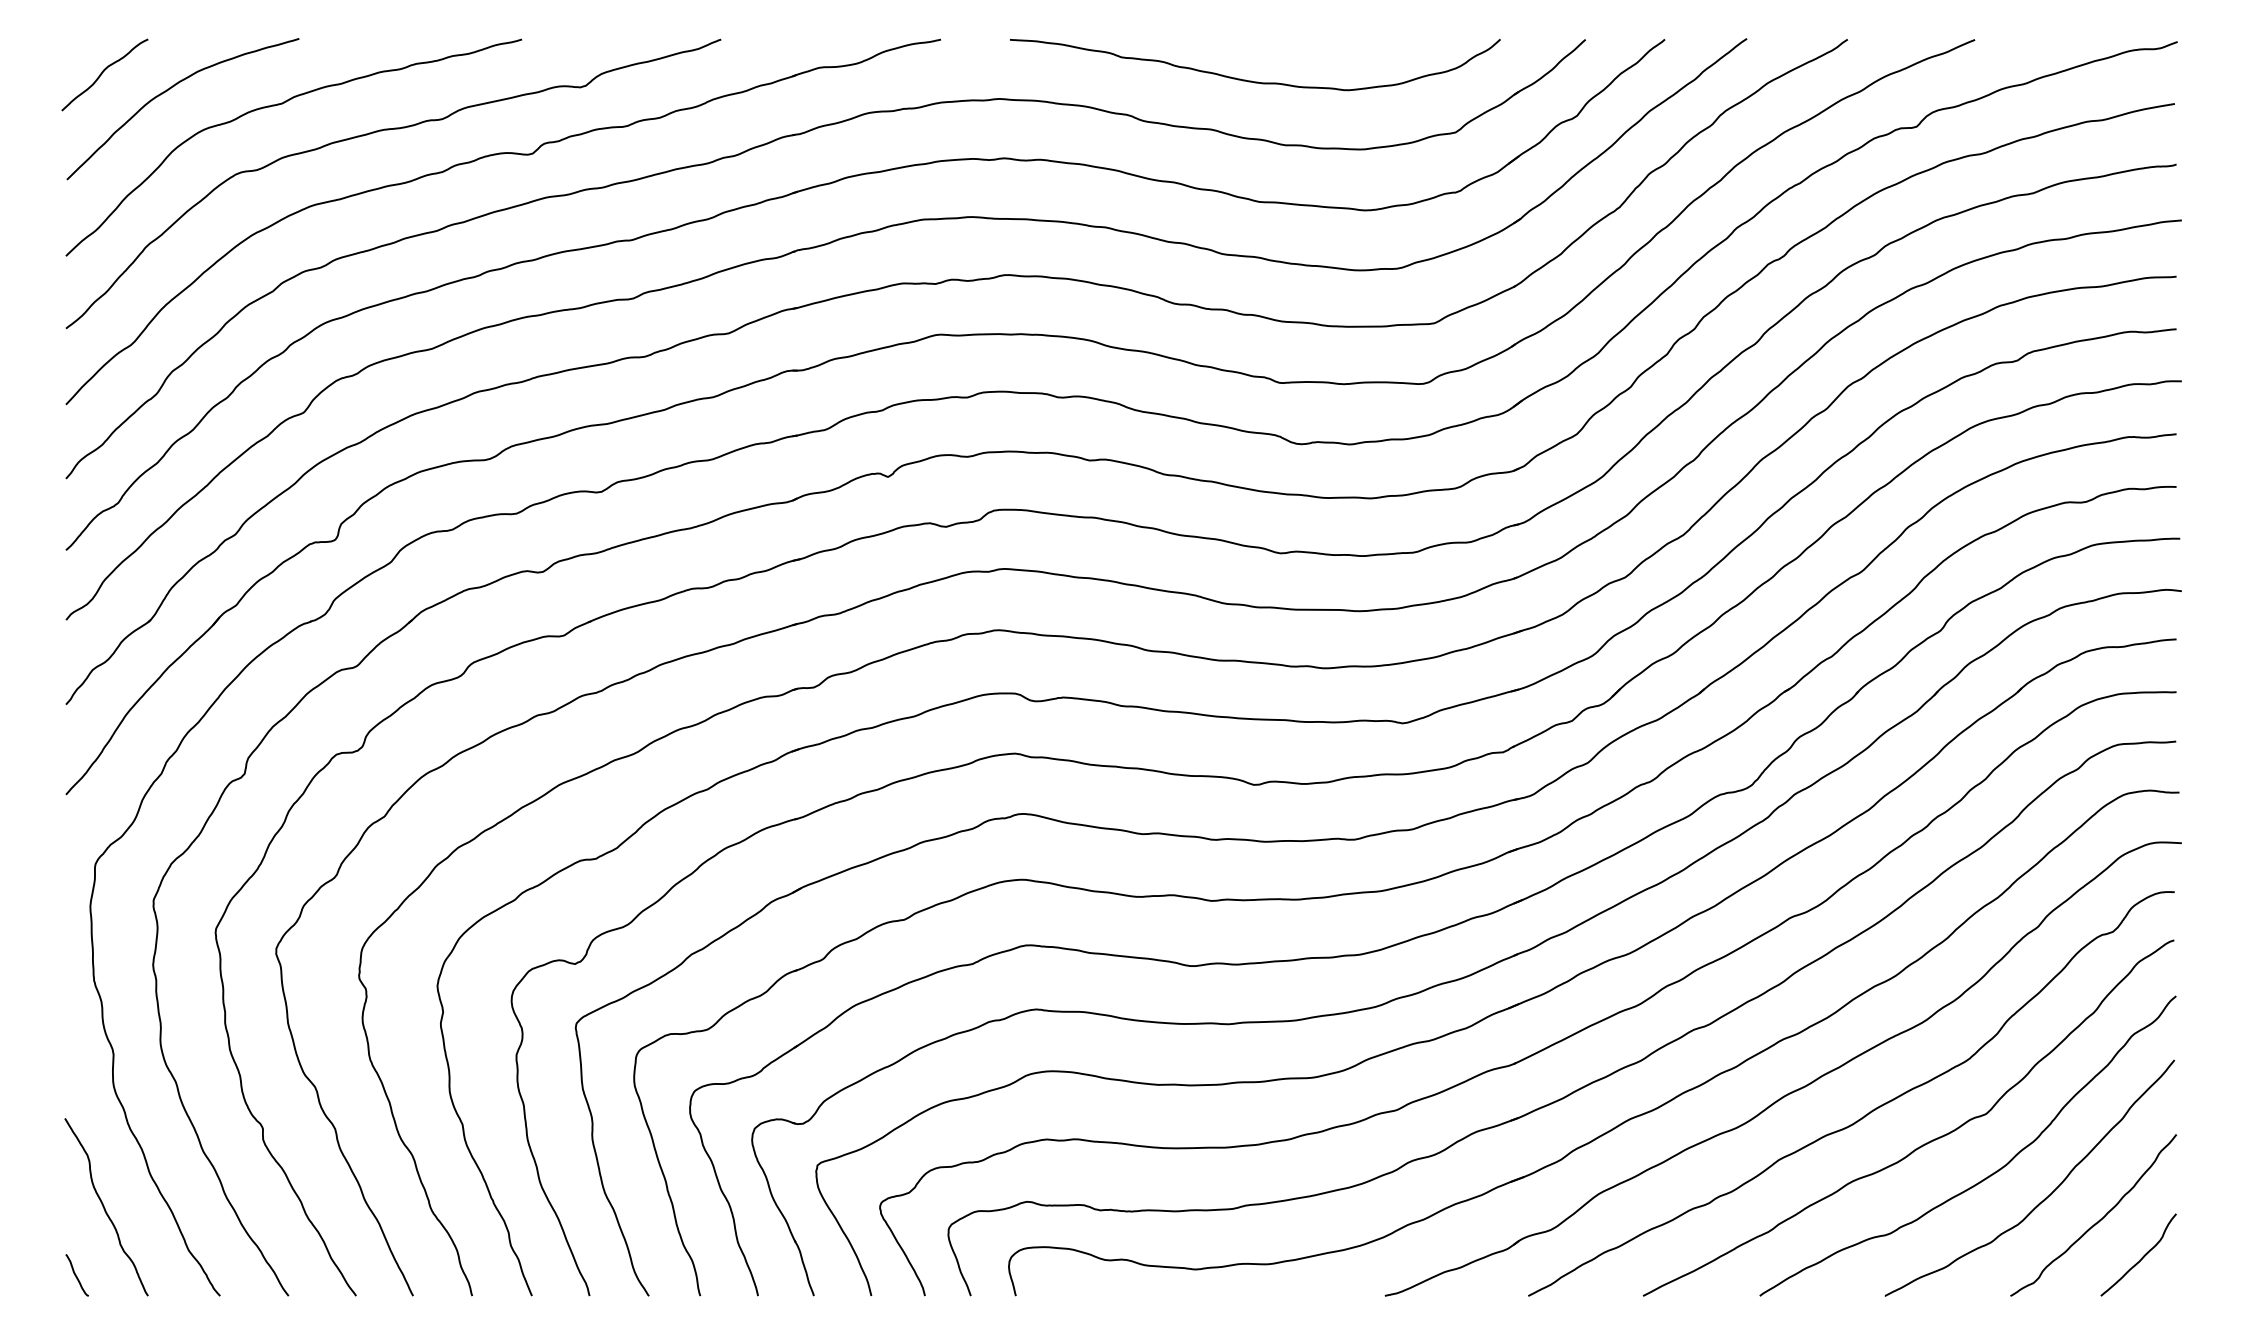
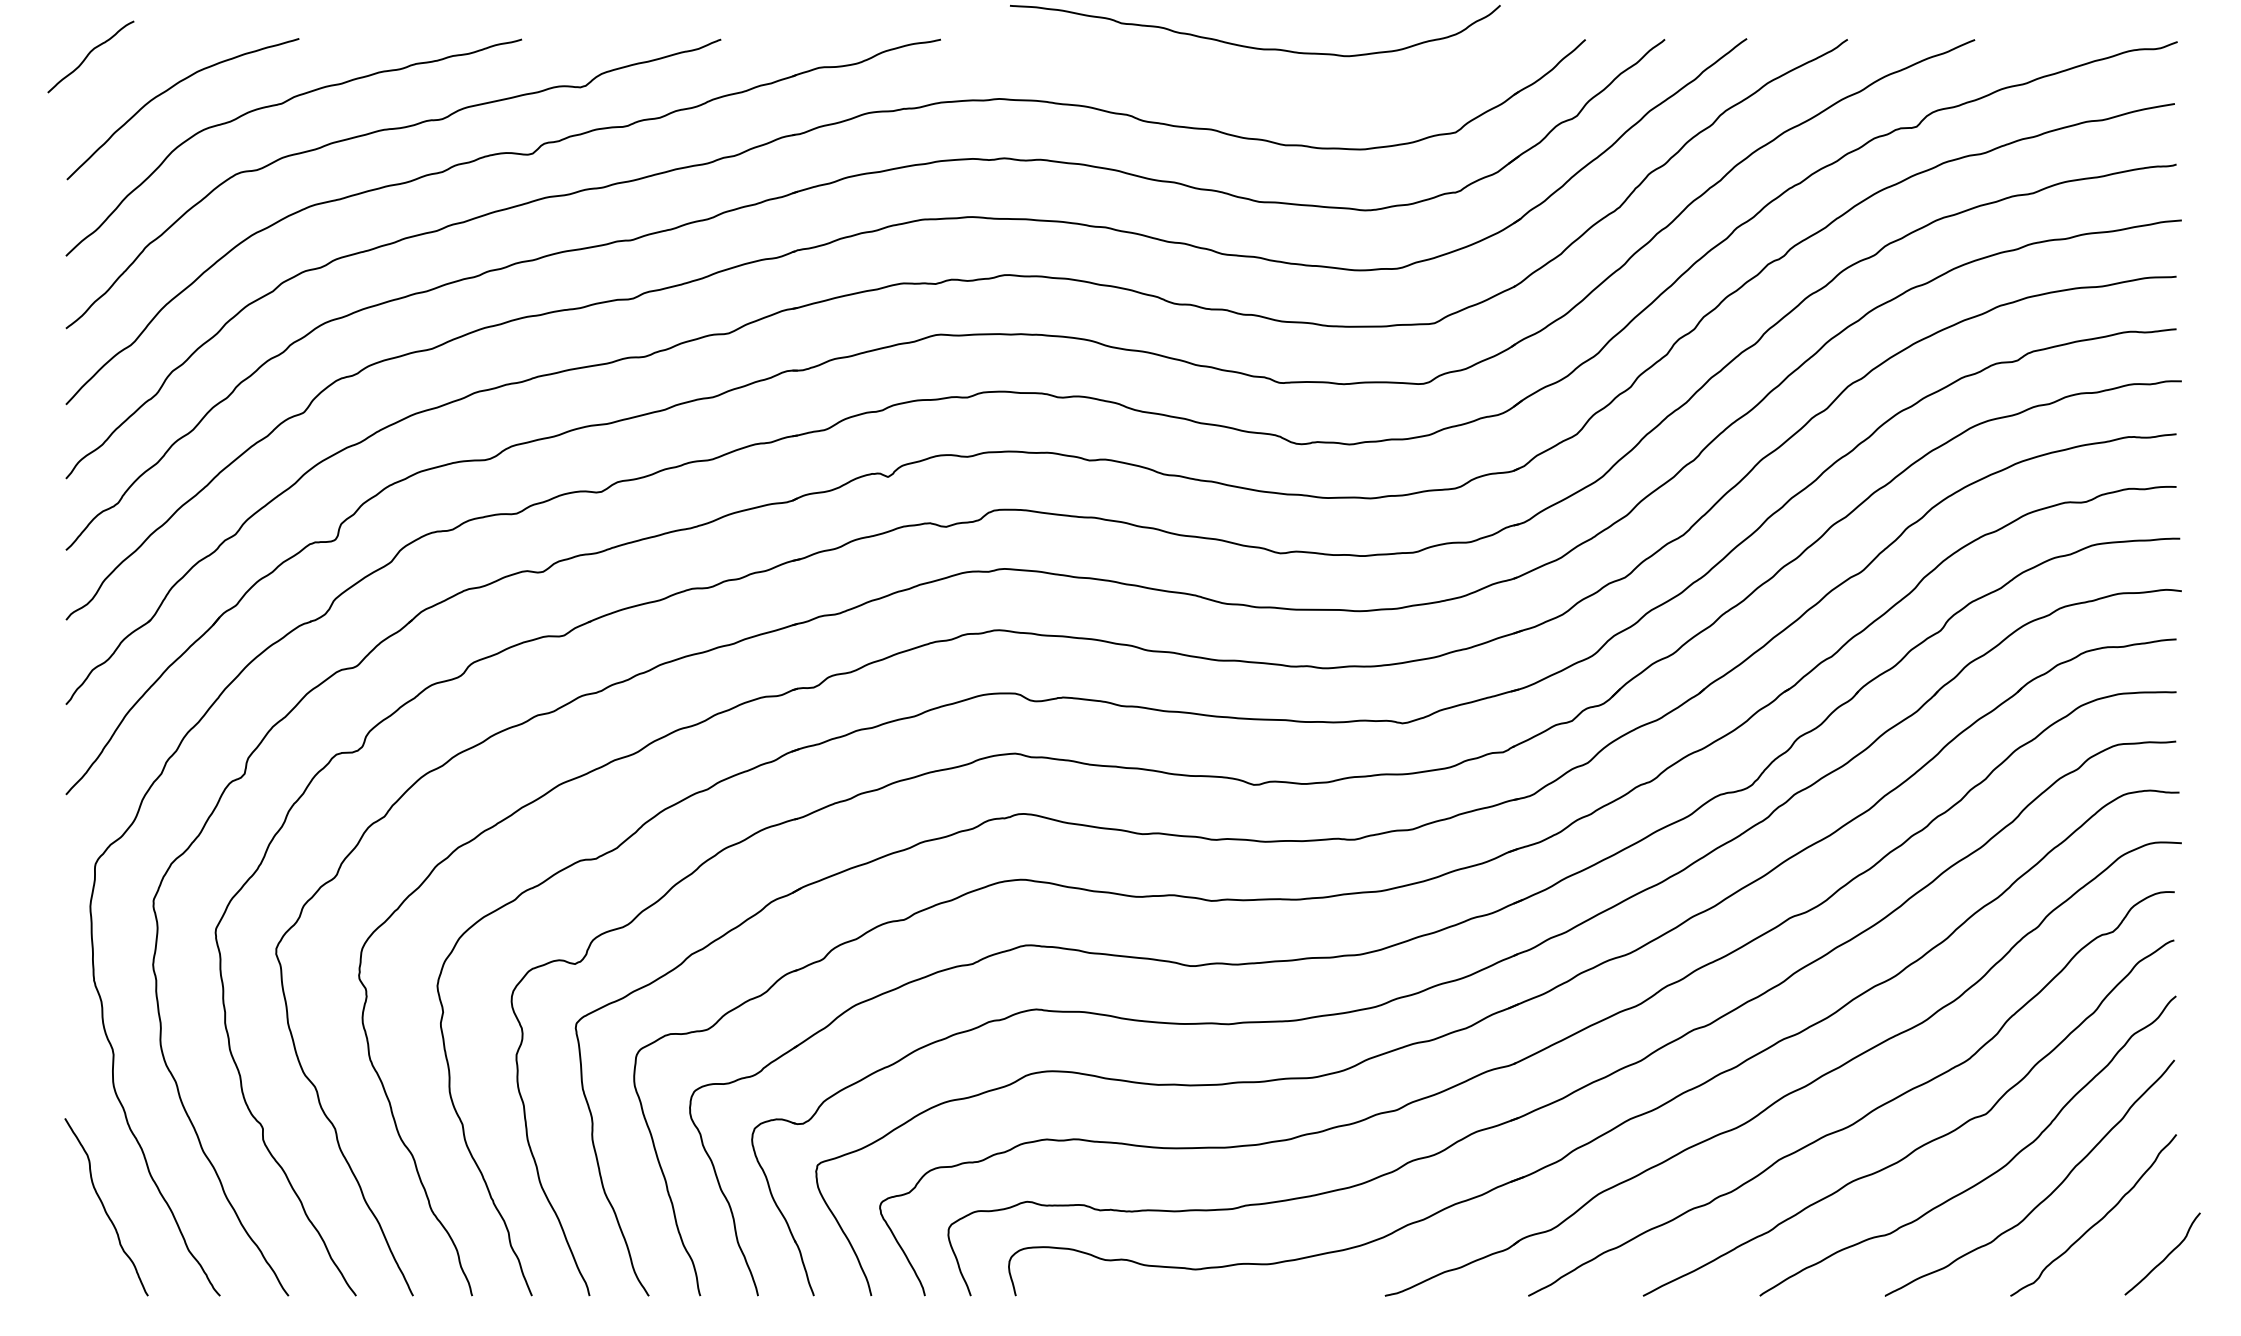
curve position: (102, 74) -> (88, 56) (88, 56)
curve position: (1251, 80) -> (1251, 46) (1251, 46)
curve position: (2141, 1257) -> (2165, 1256) (2165, 1256)
curve: present -> none (76, 1275)
